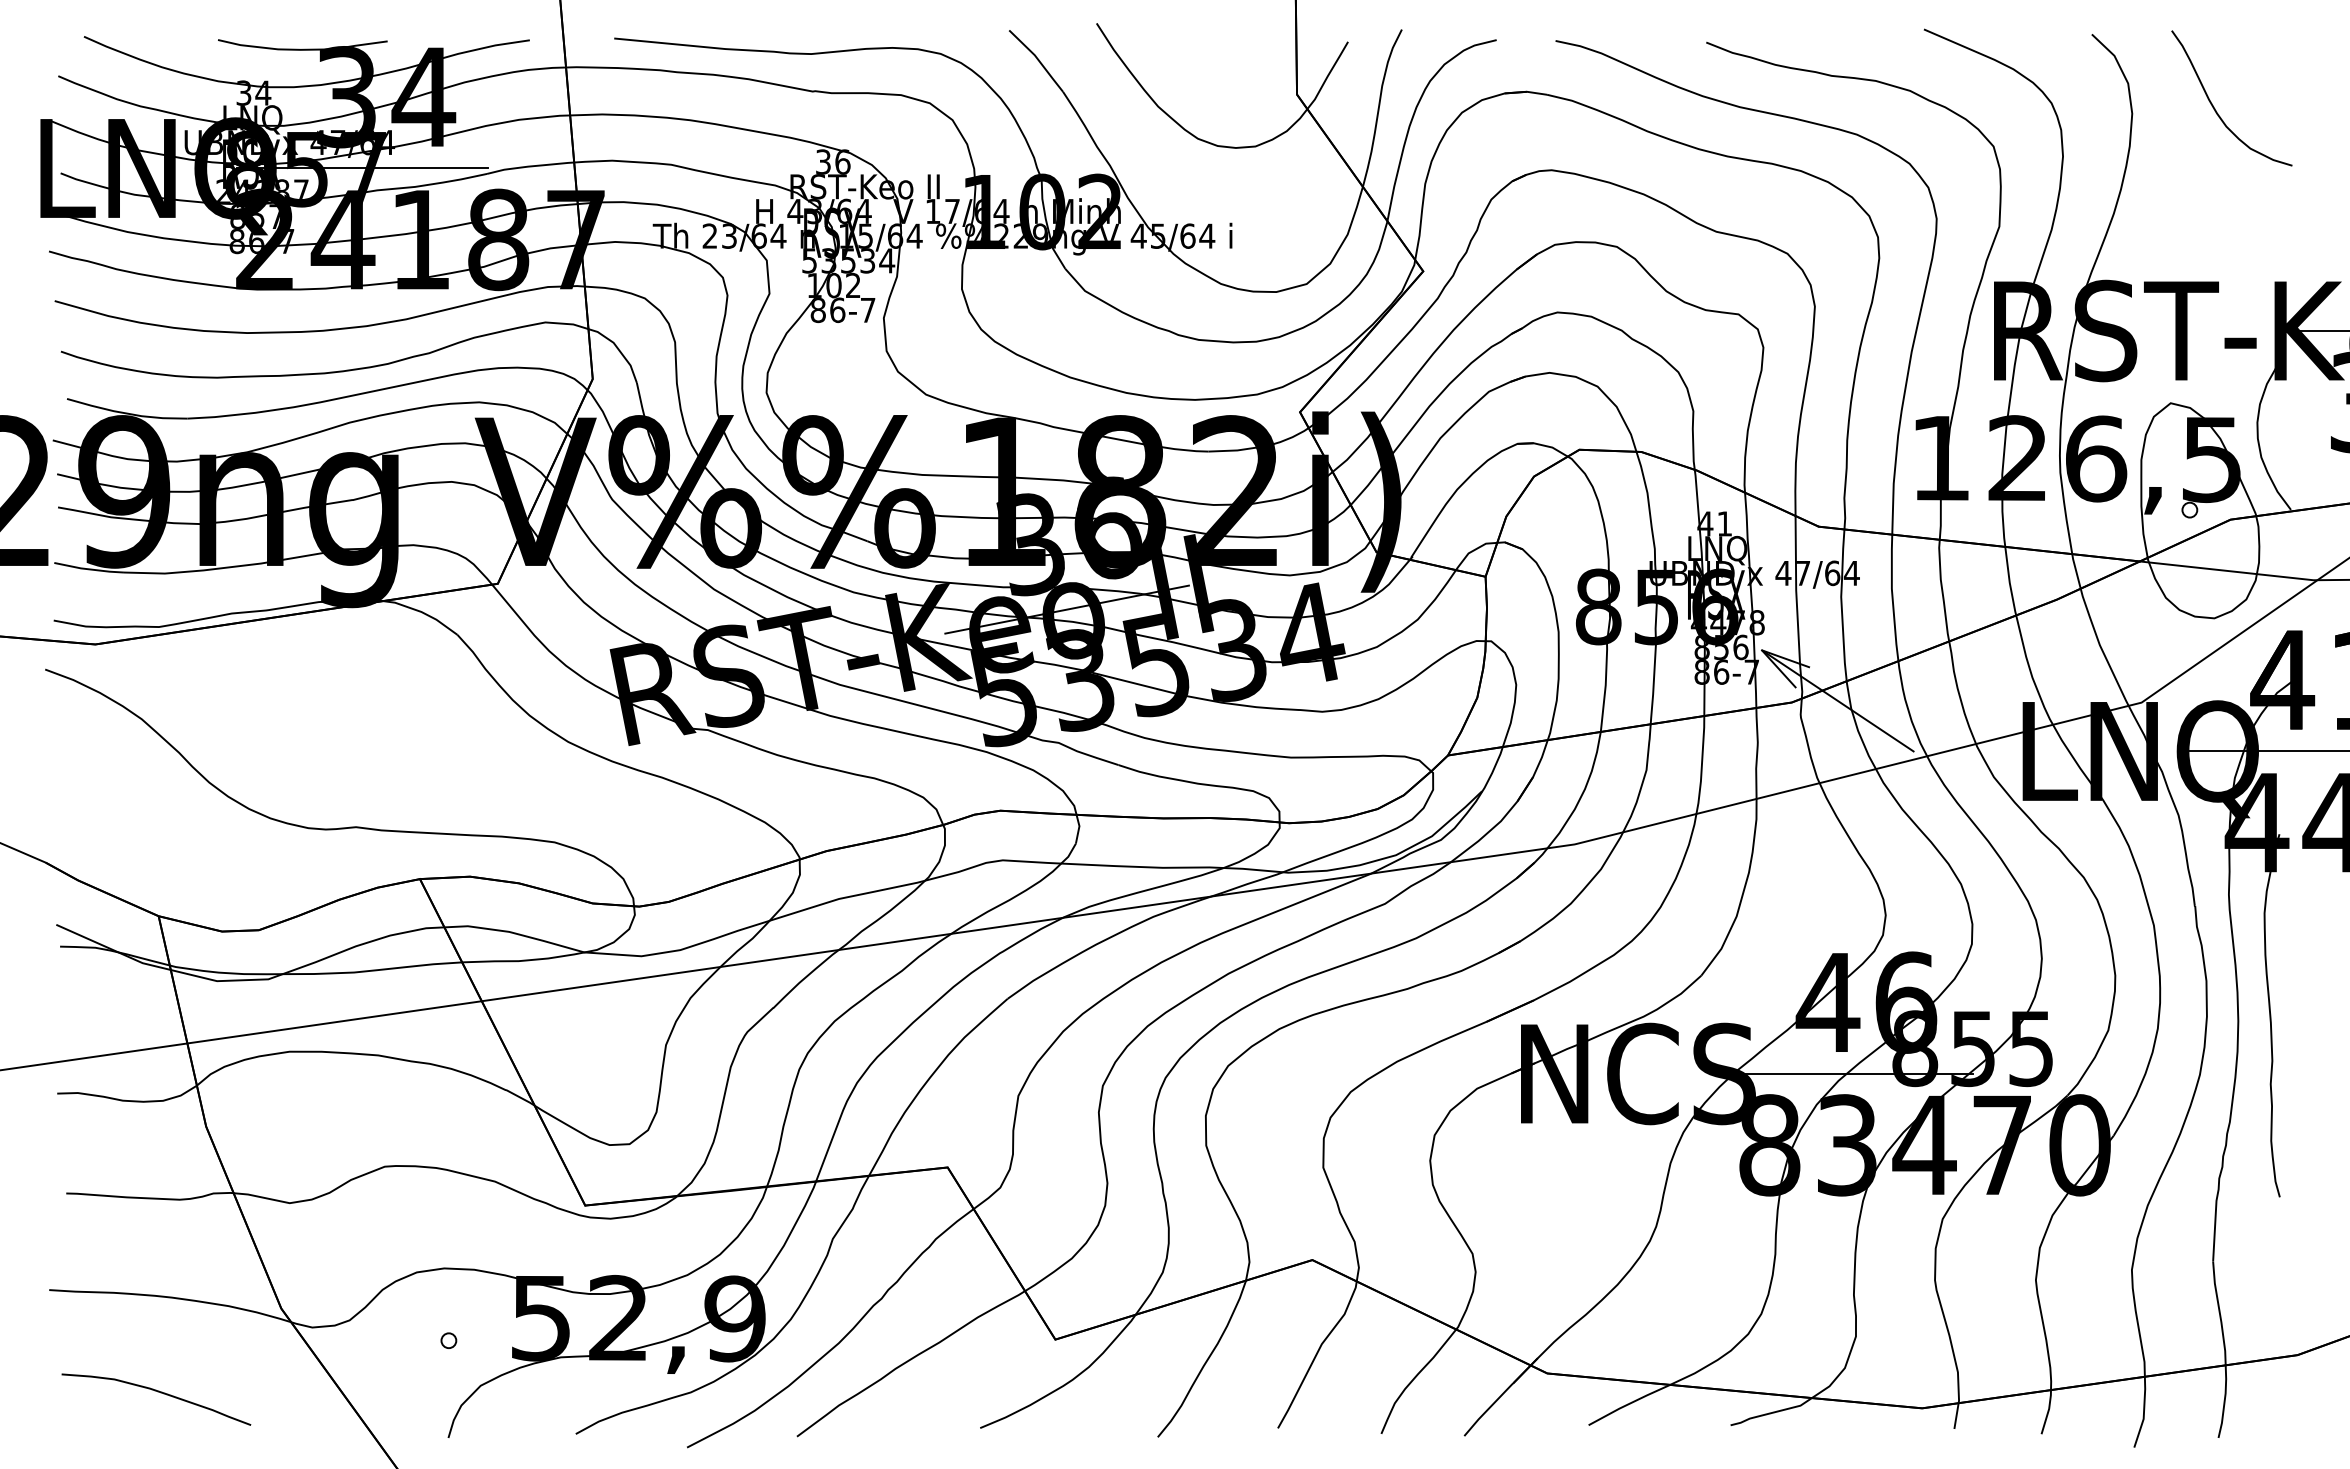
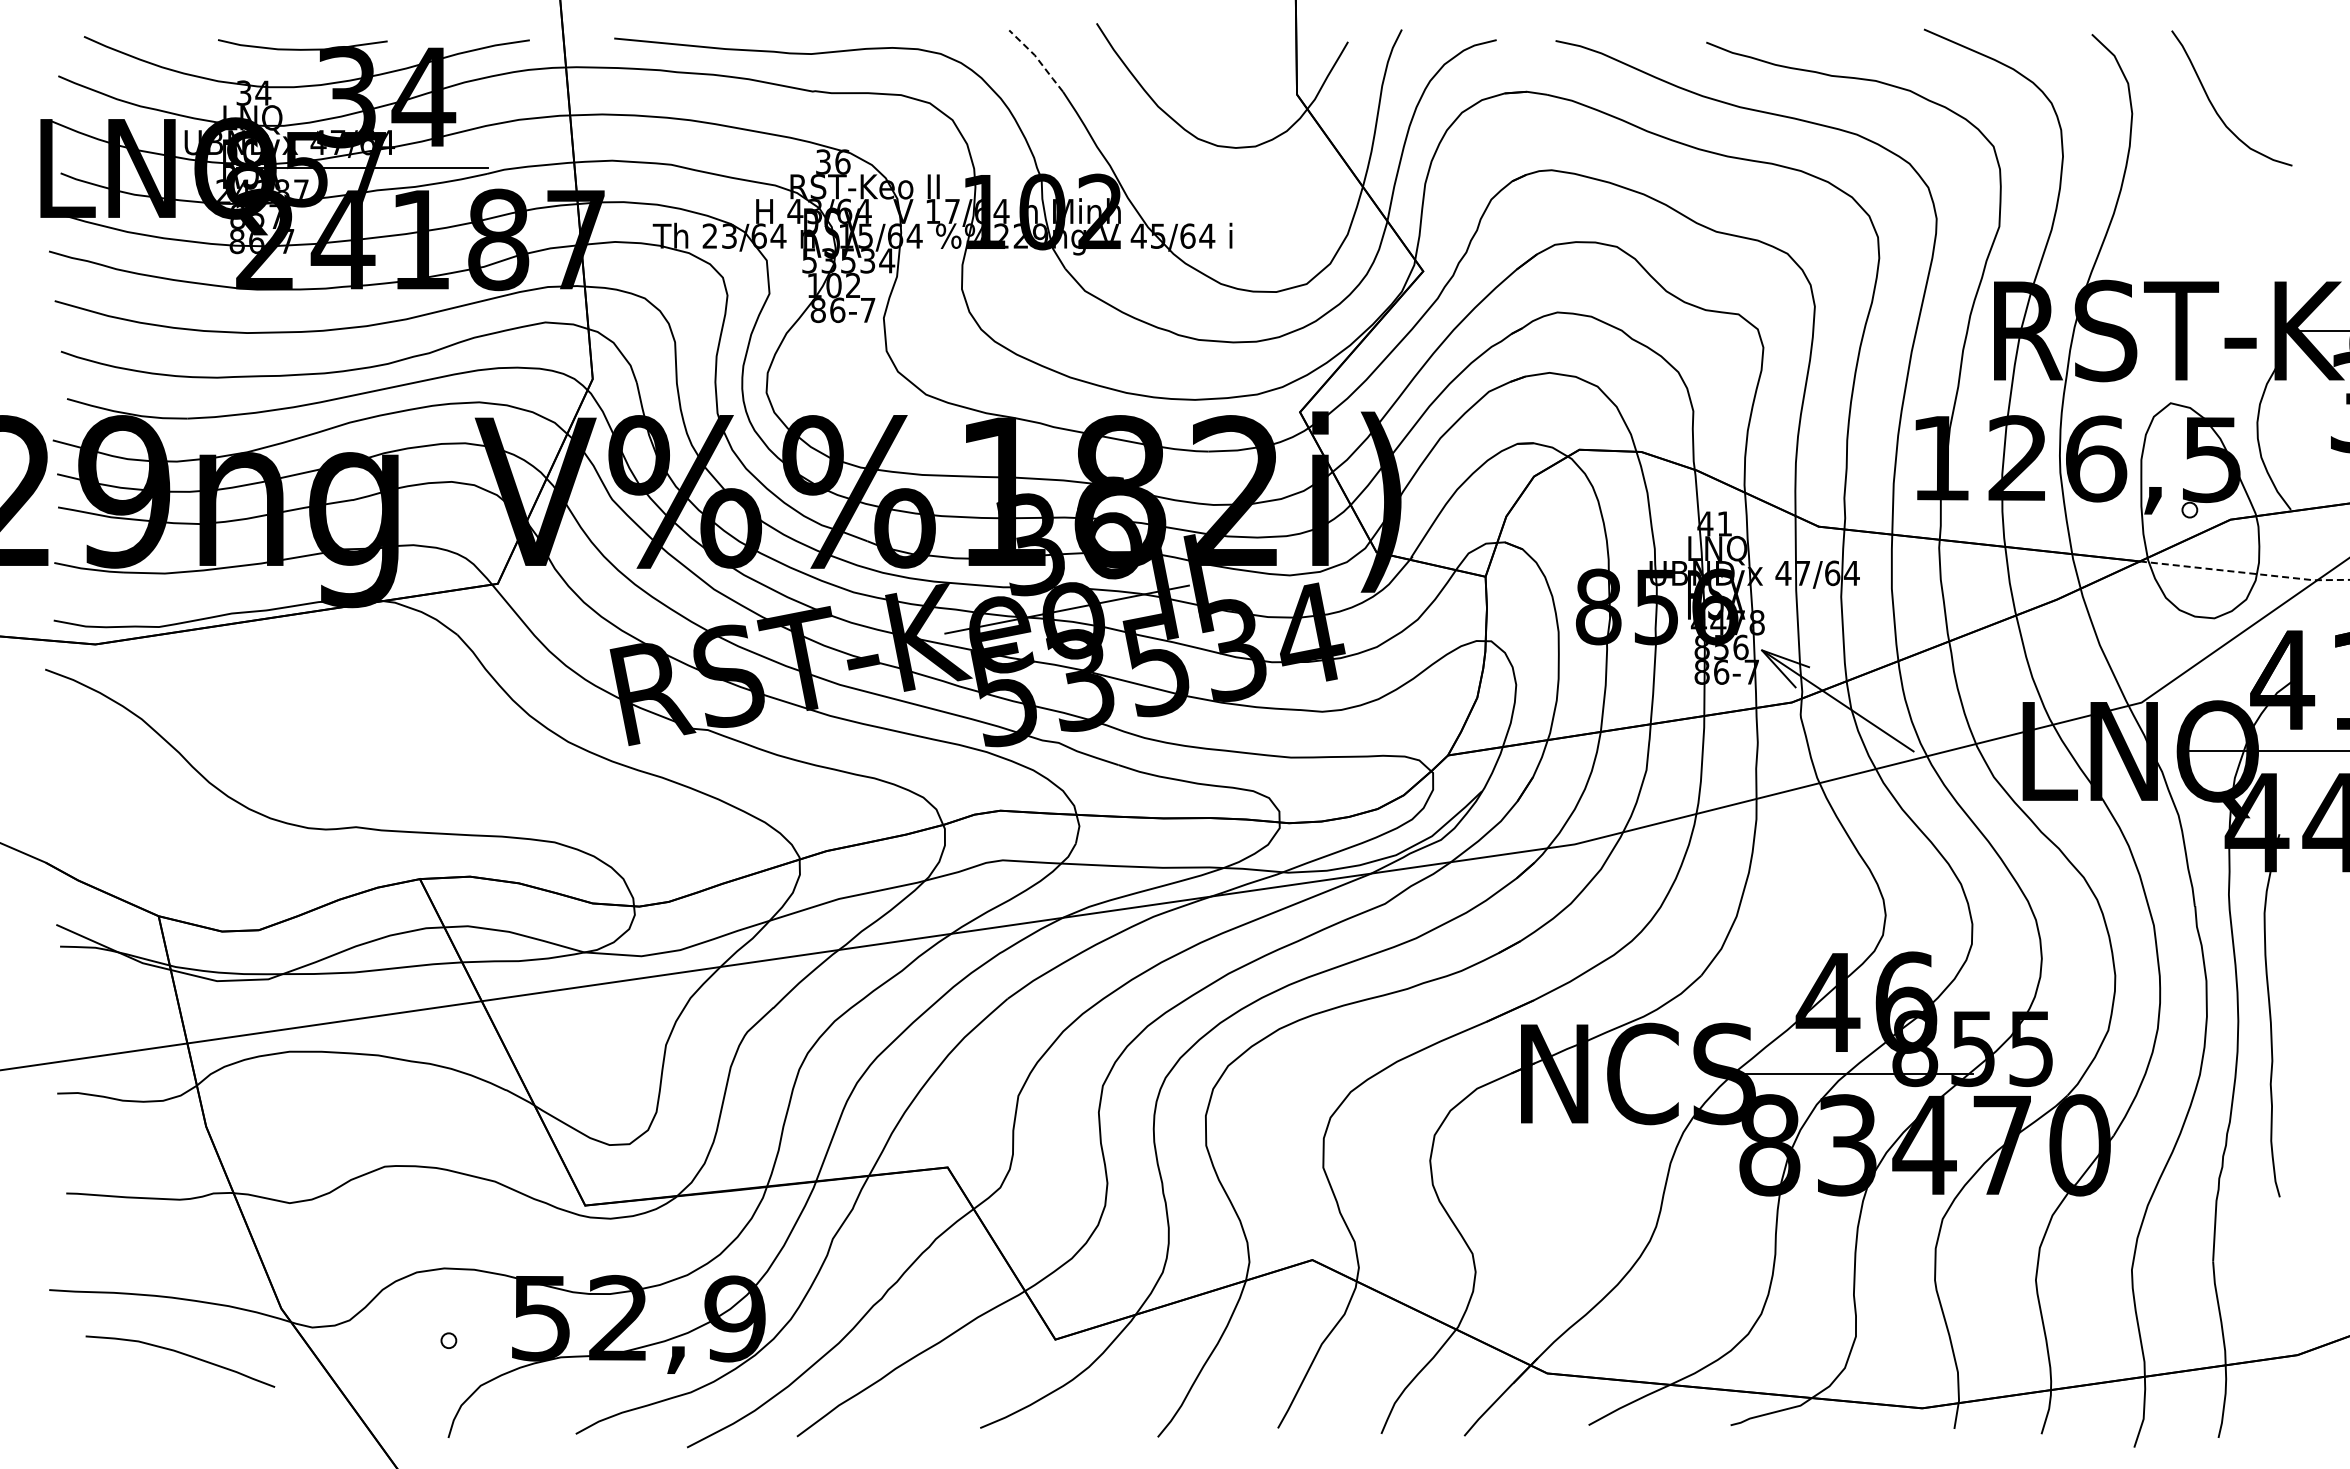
line: solid -> dashed (1037, 59)
line: solid -> dashed (2246, 572)
curve position: (157, 1392) -> (181, 1354) (181, 1354)
